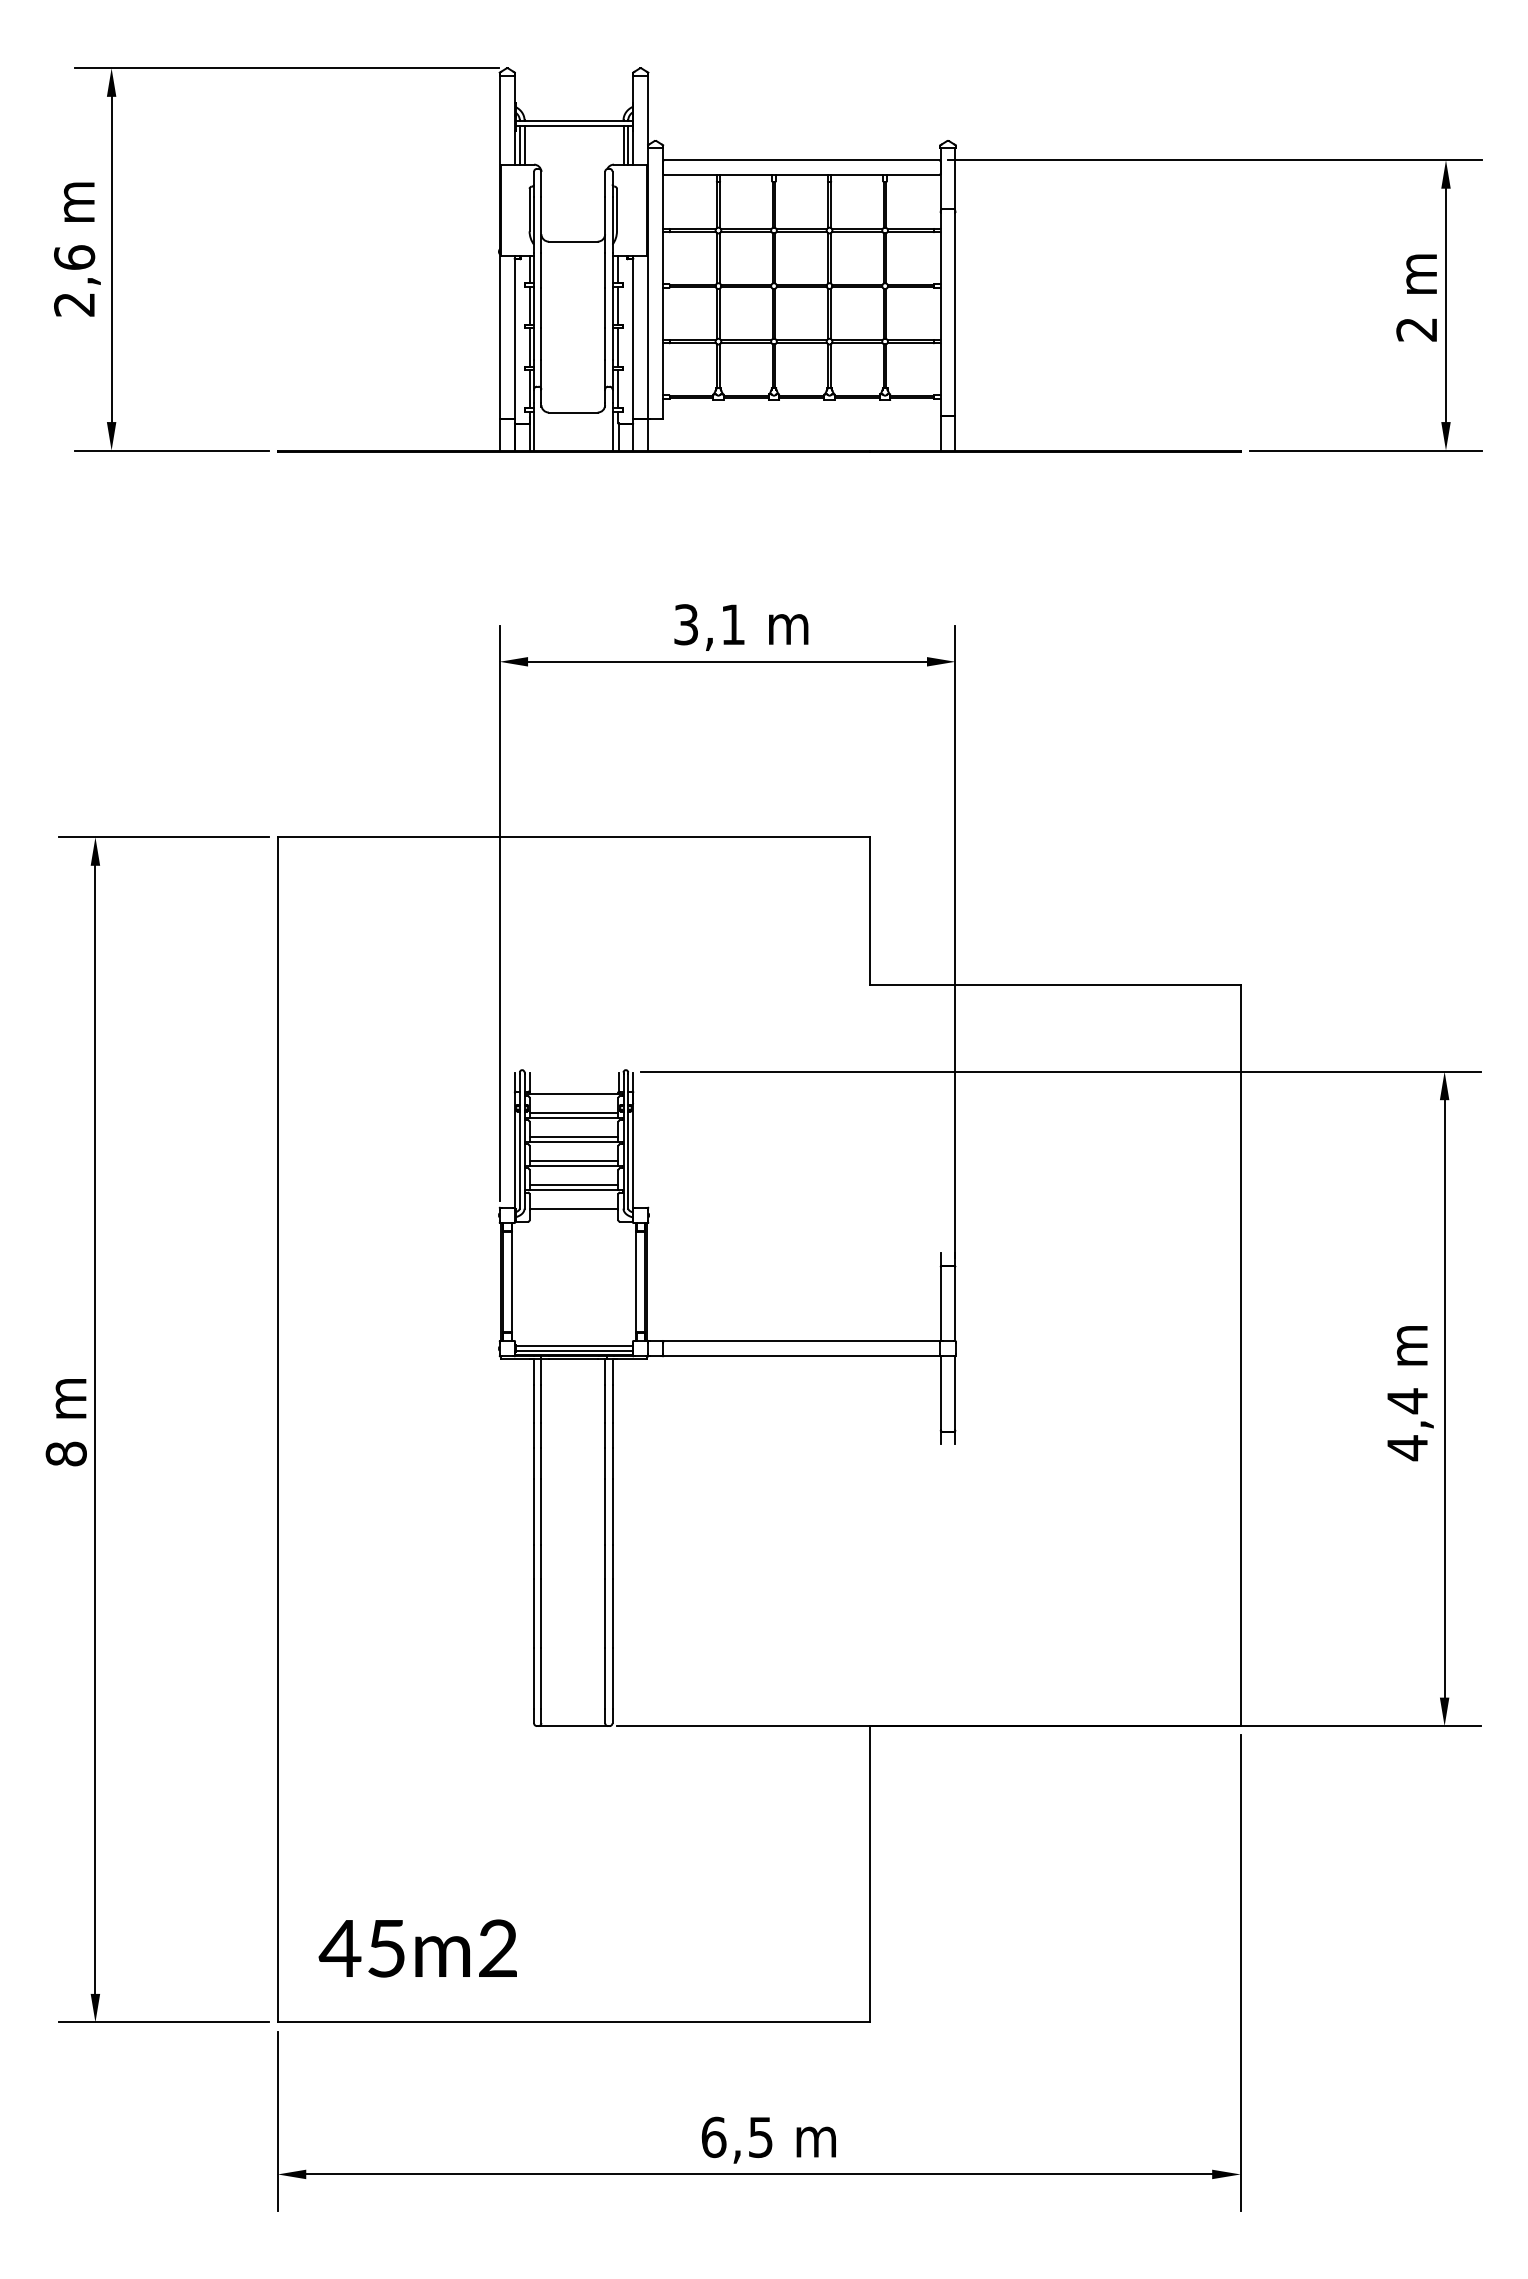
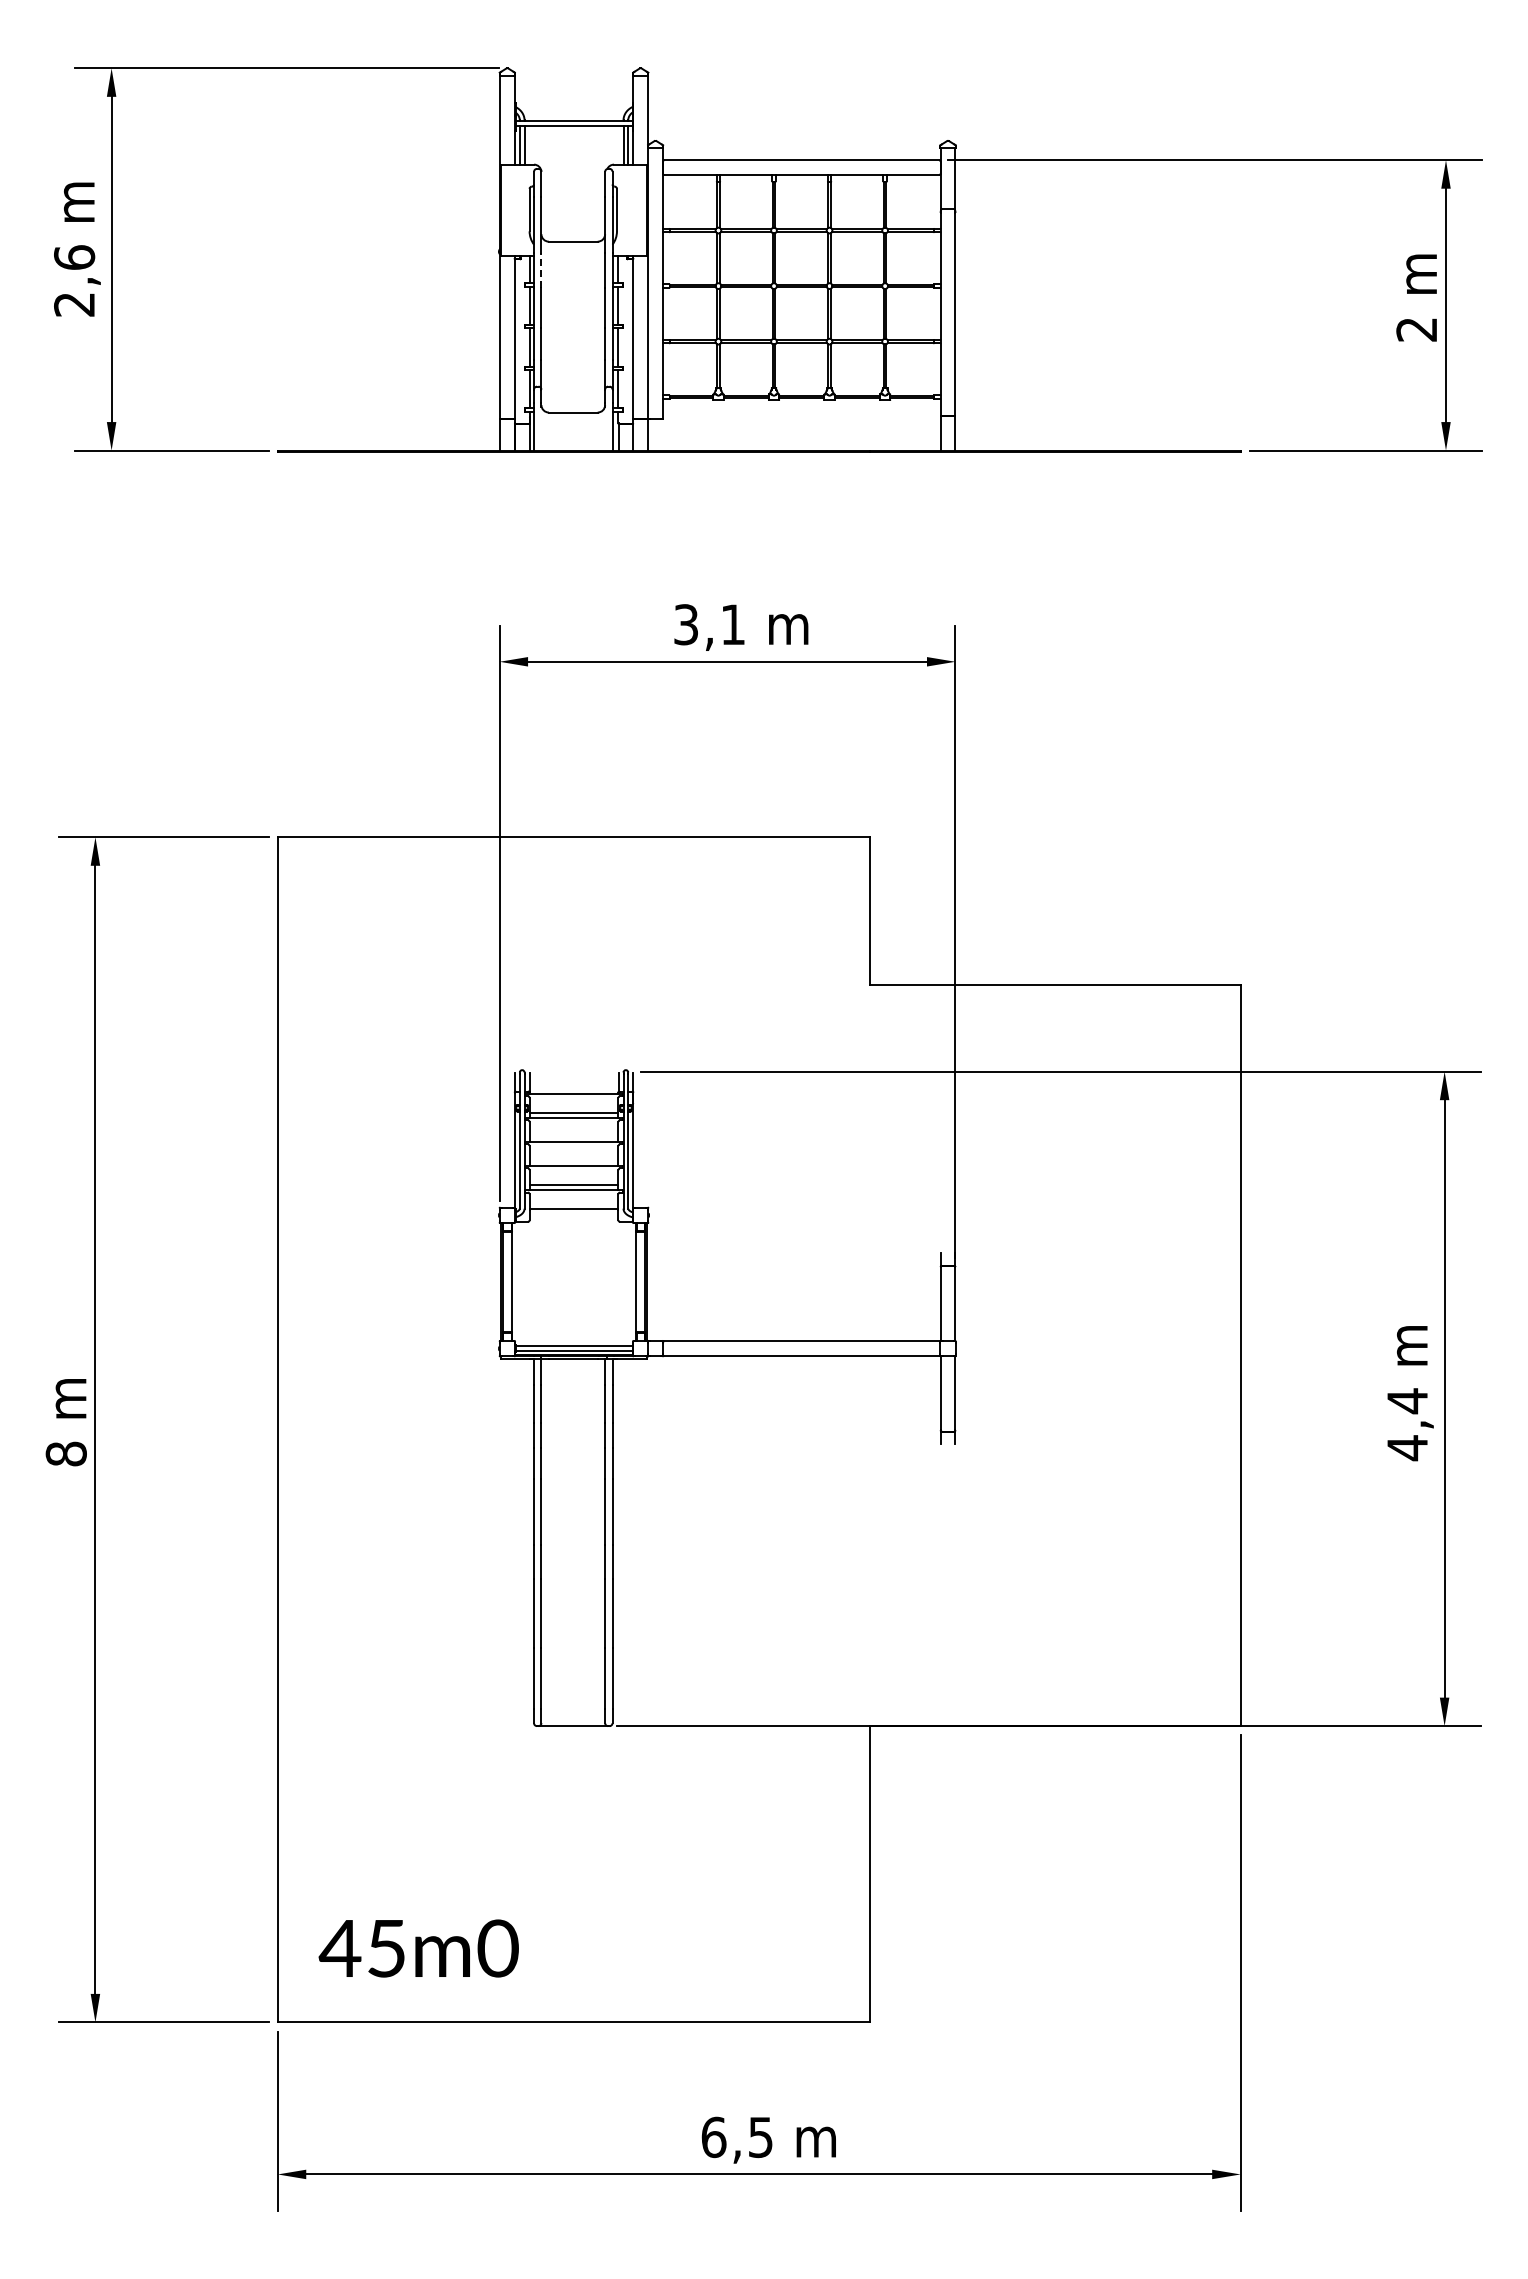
line: solid -> dashed (541, 270)
line: present -> none (573, 1137)
line: present -> none (573, 1161)
text: 45m2 -> 45m0 (497, 1948)
